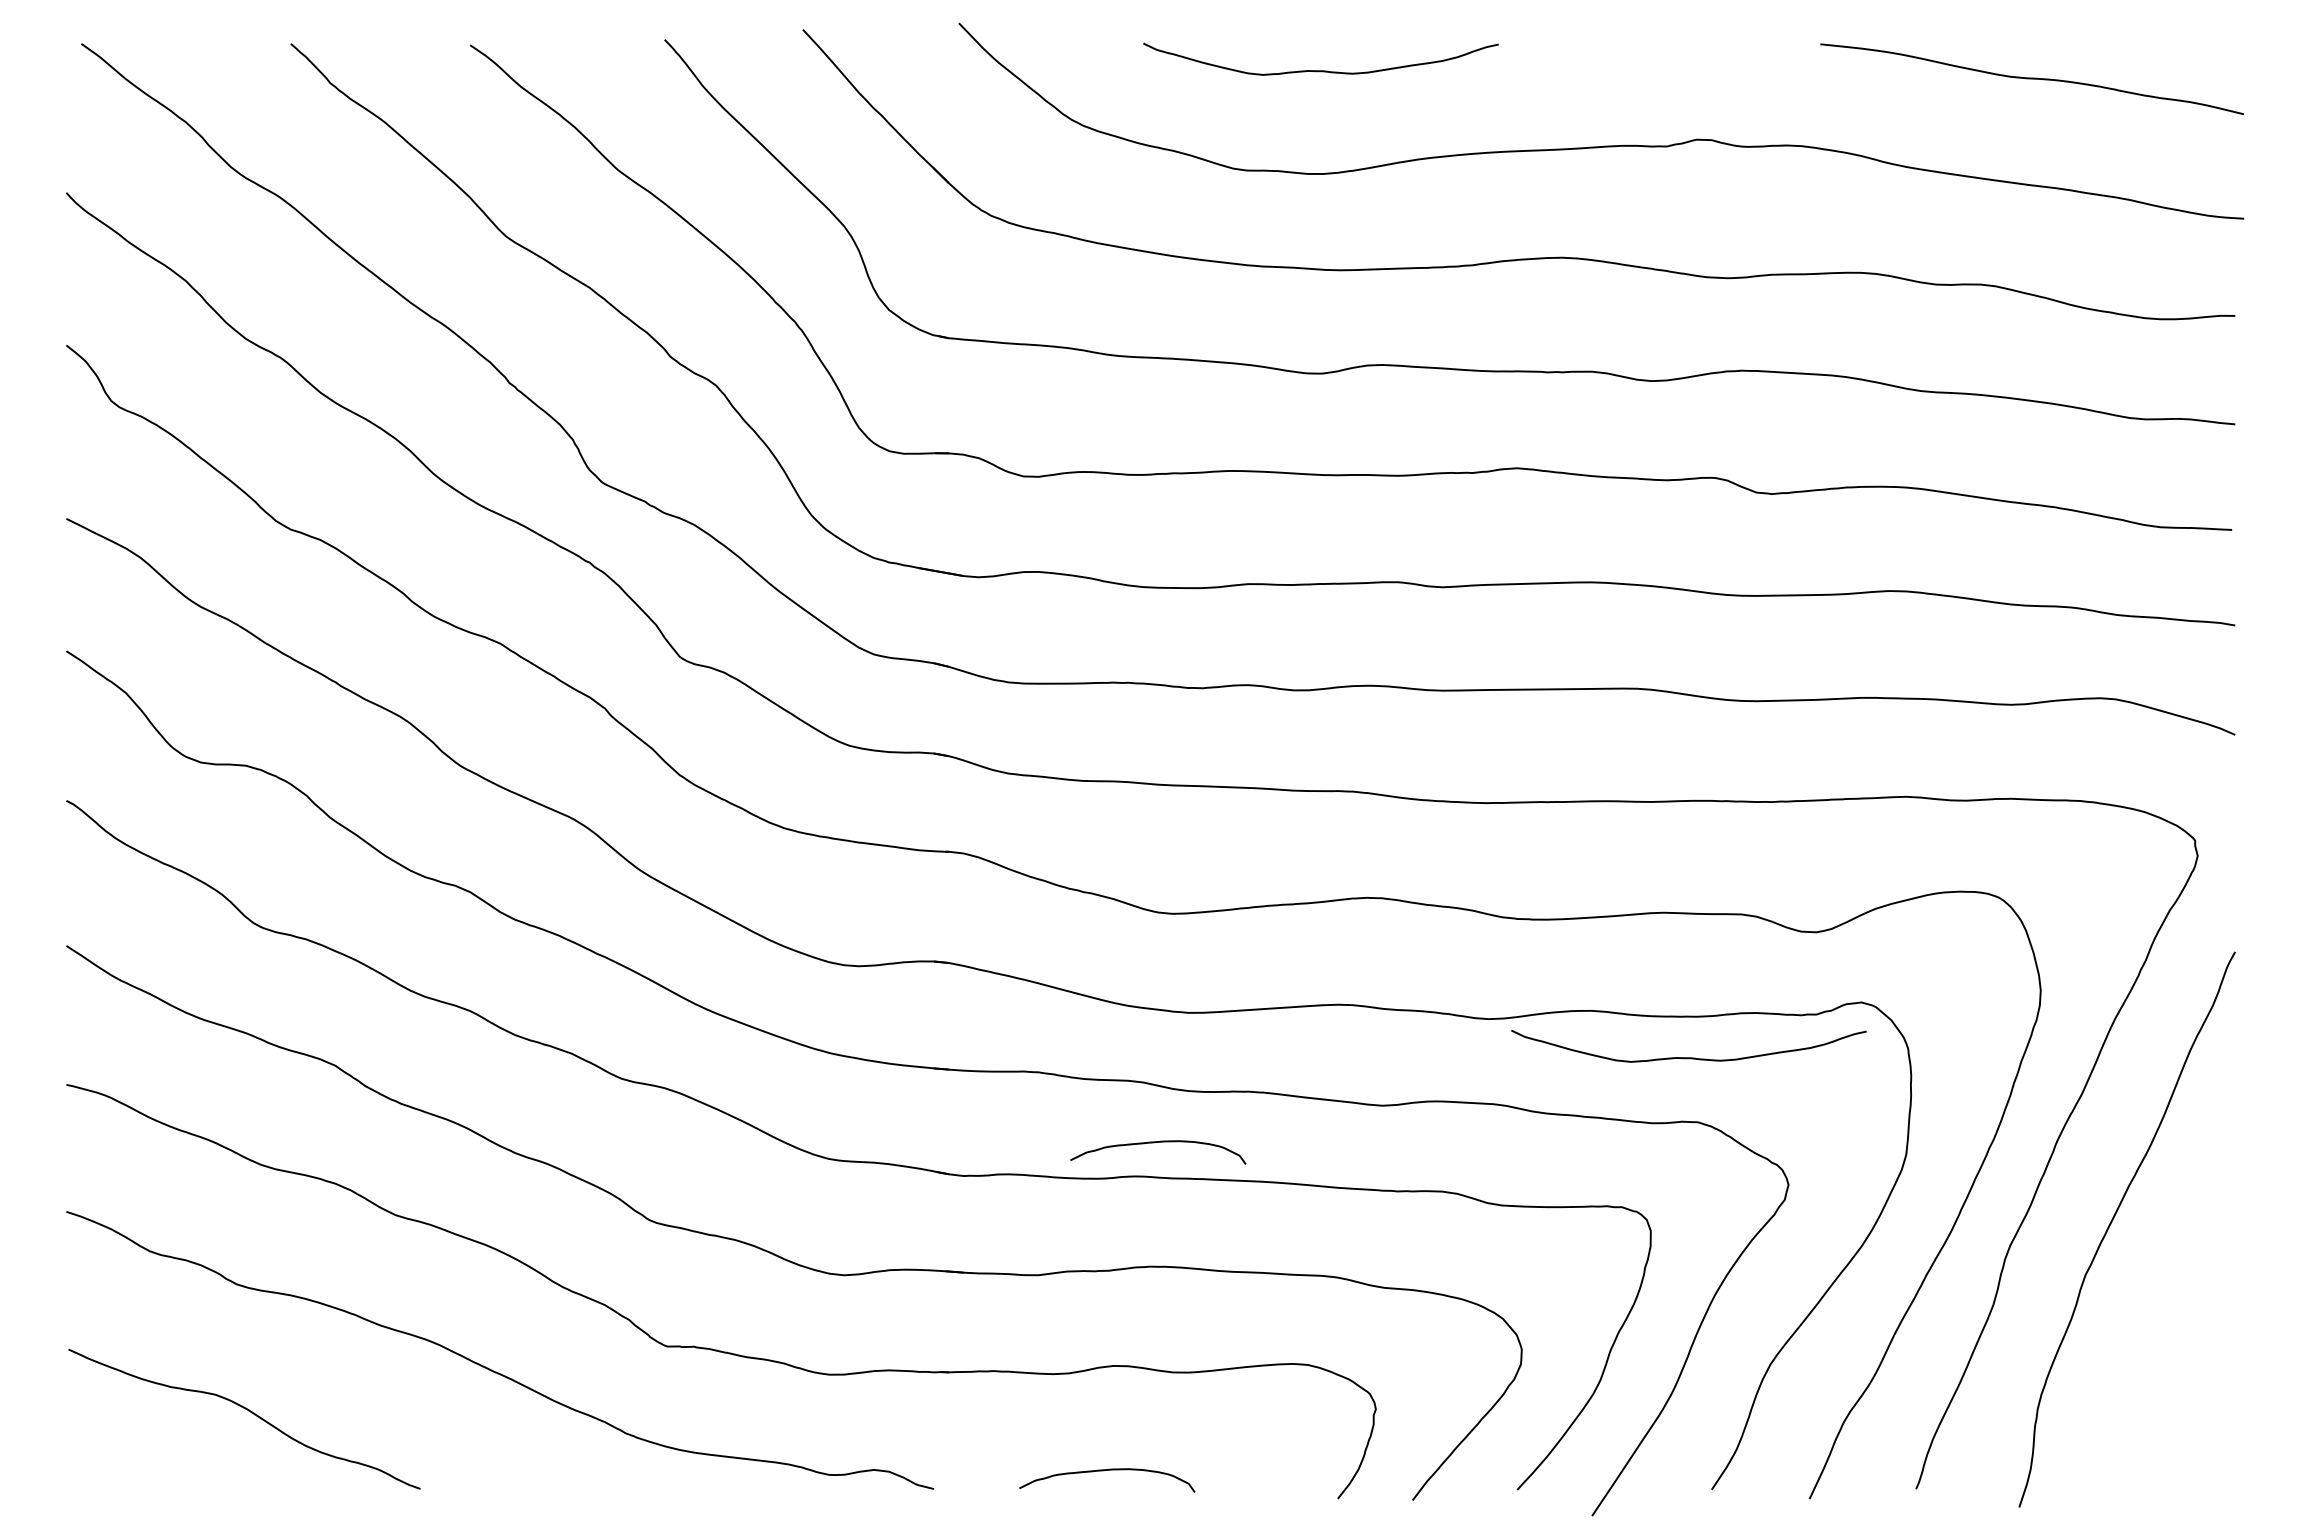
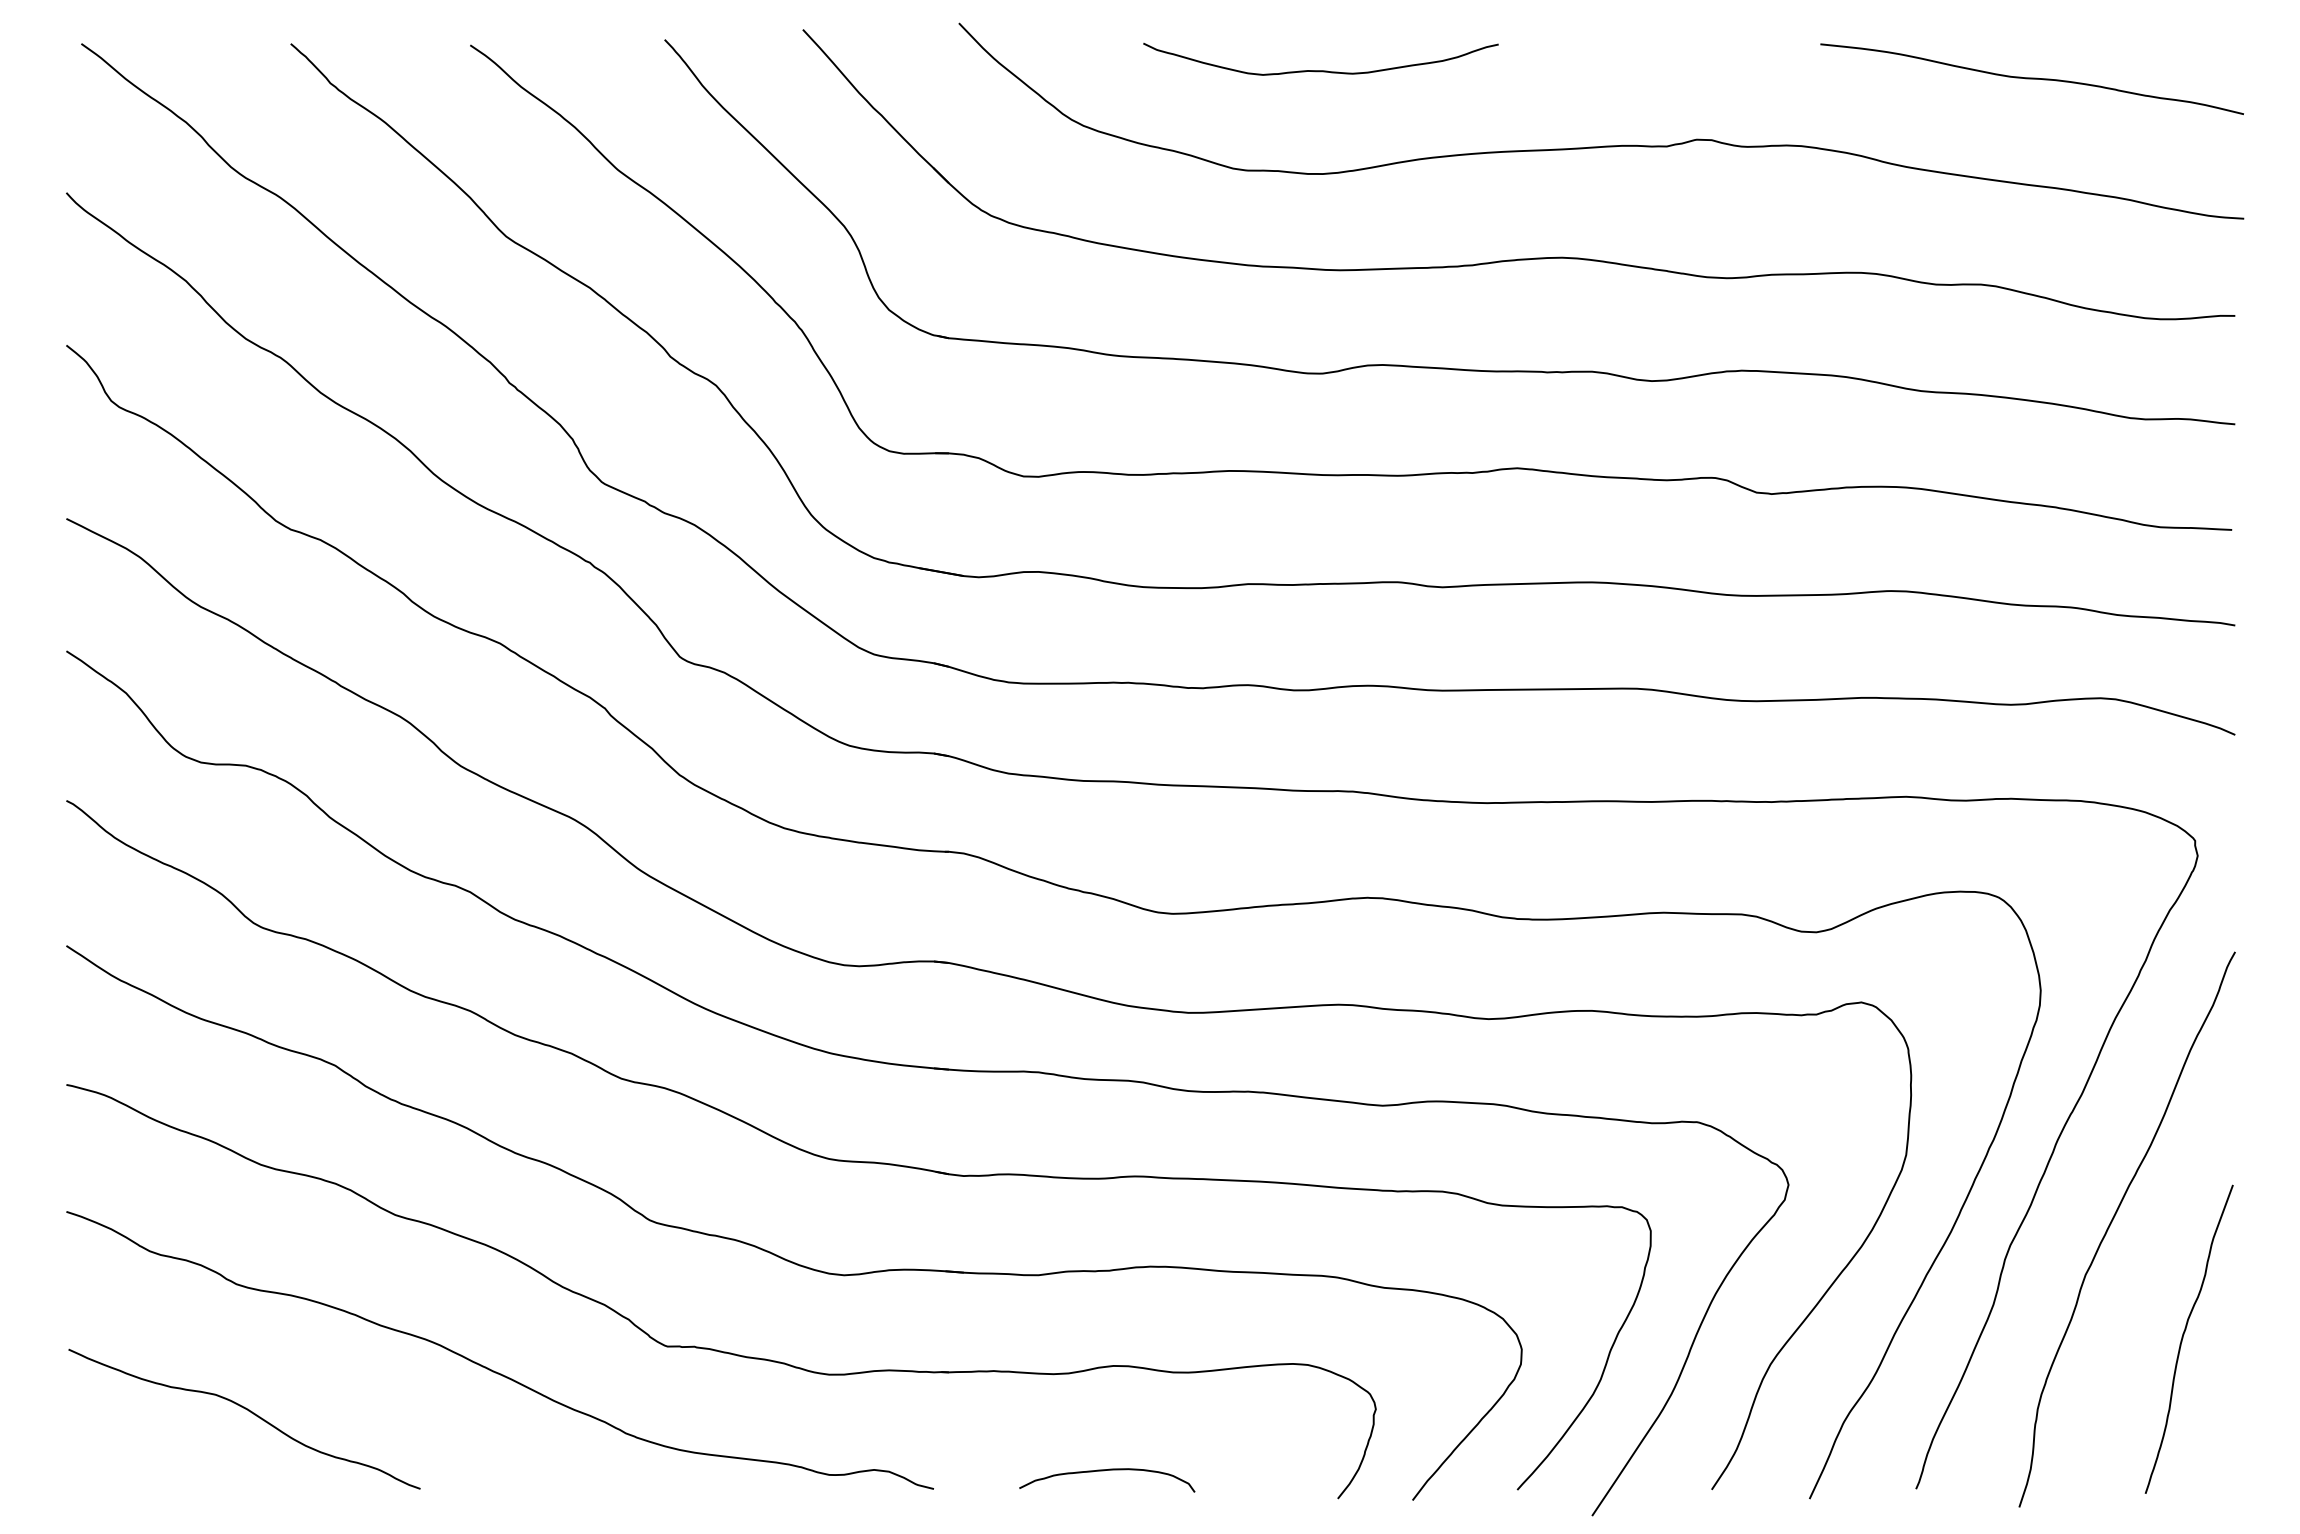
curve: present -> none (1688, 1057)
curve: present -> none (1155, 1143)
curve: none -> present (2183, 1338)
